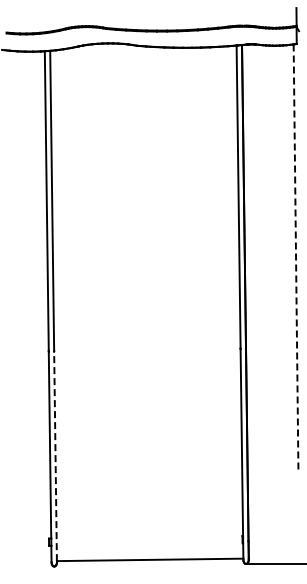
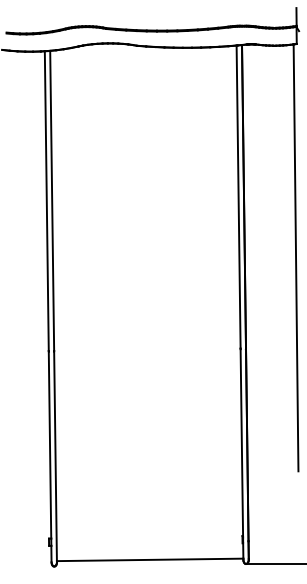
line: dashed -> solid (296, 258)
line: dashed -> solid (55, 455)
